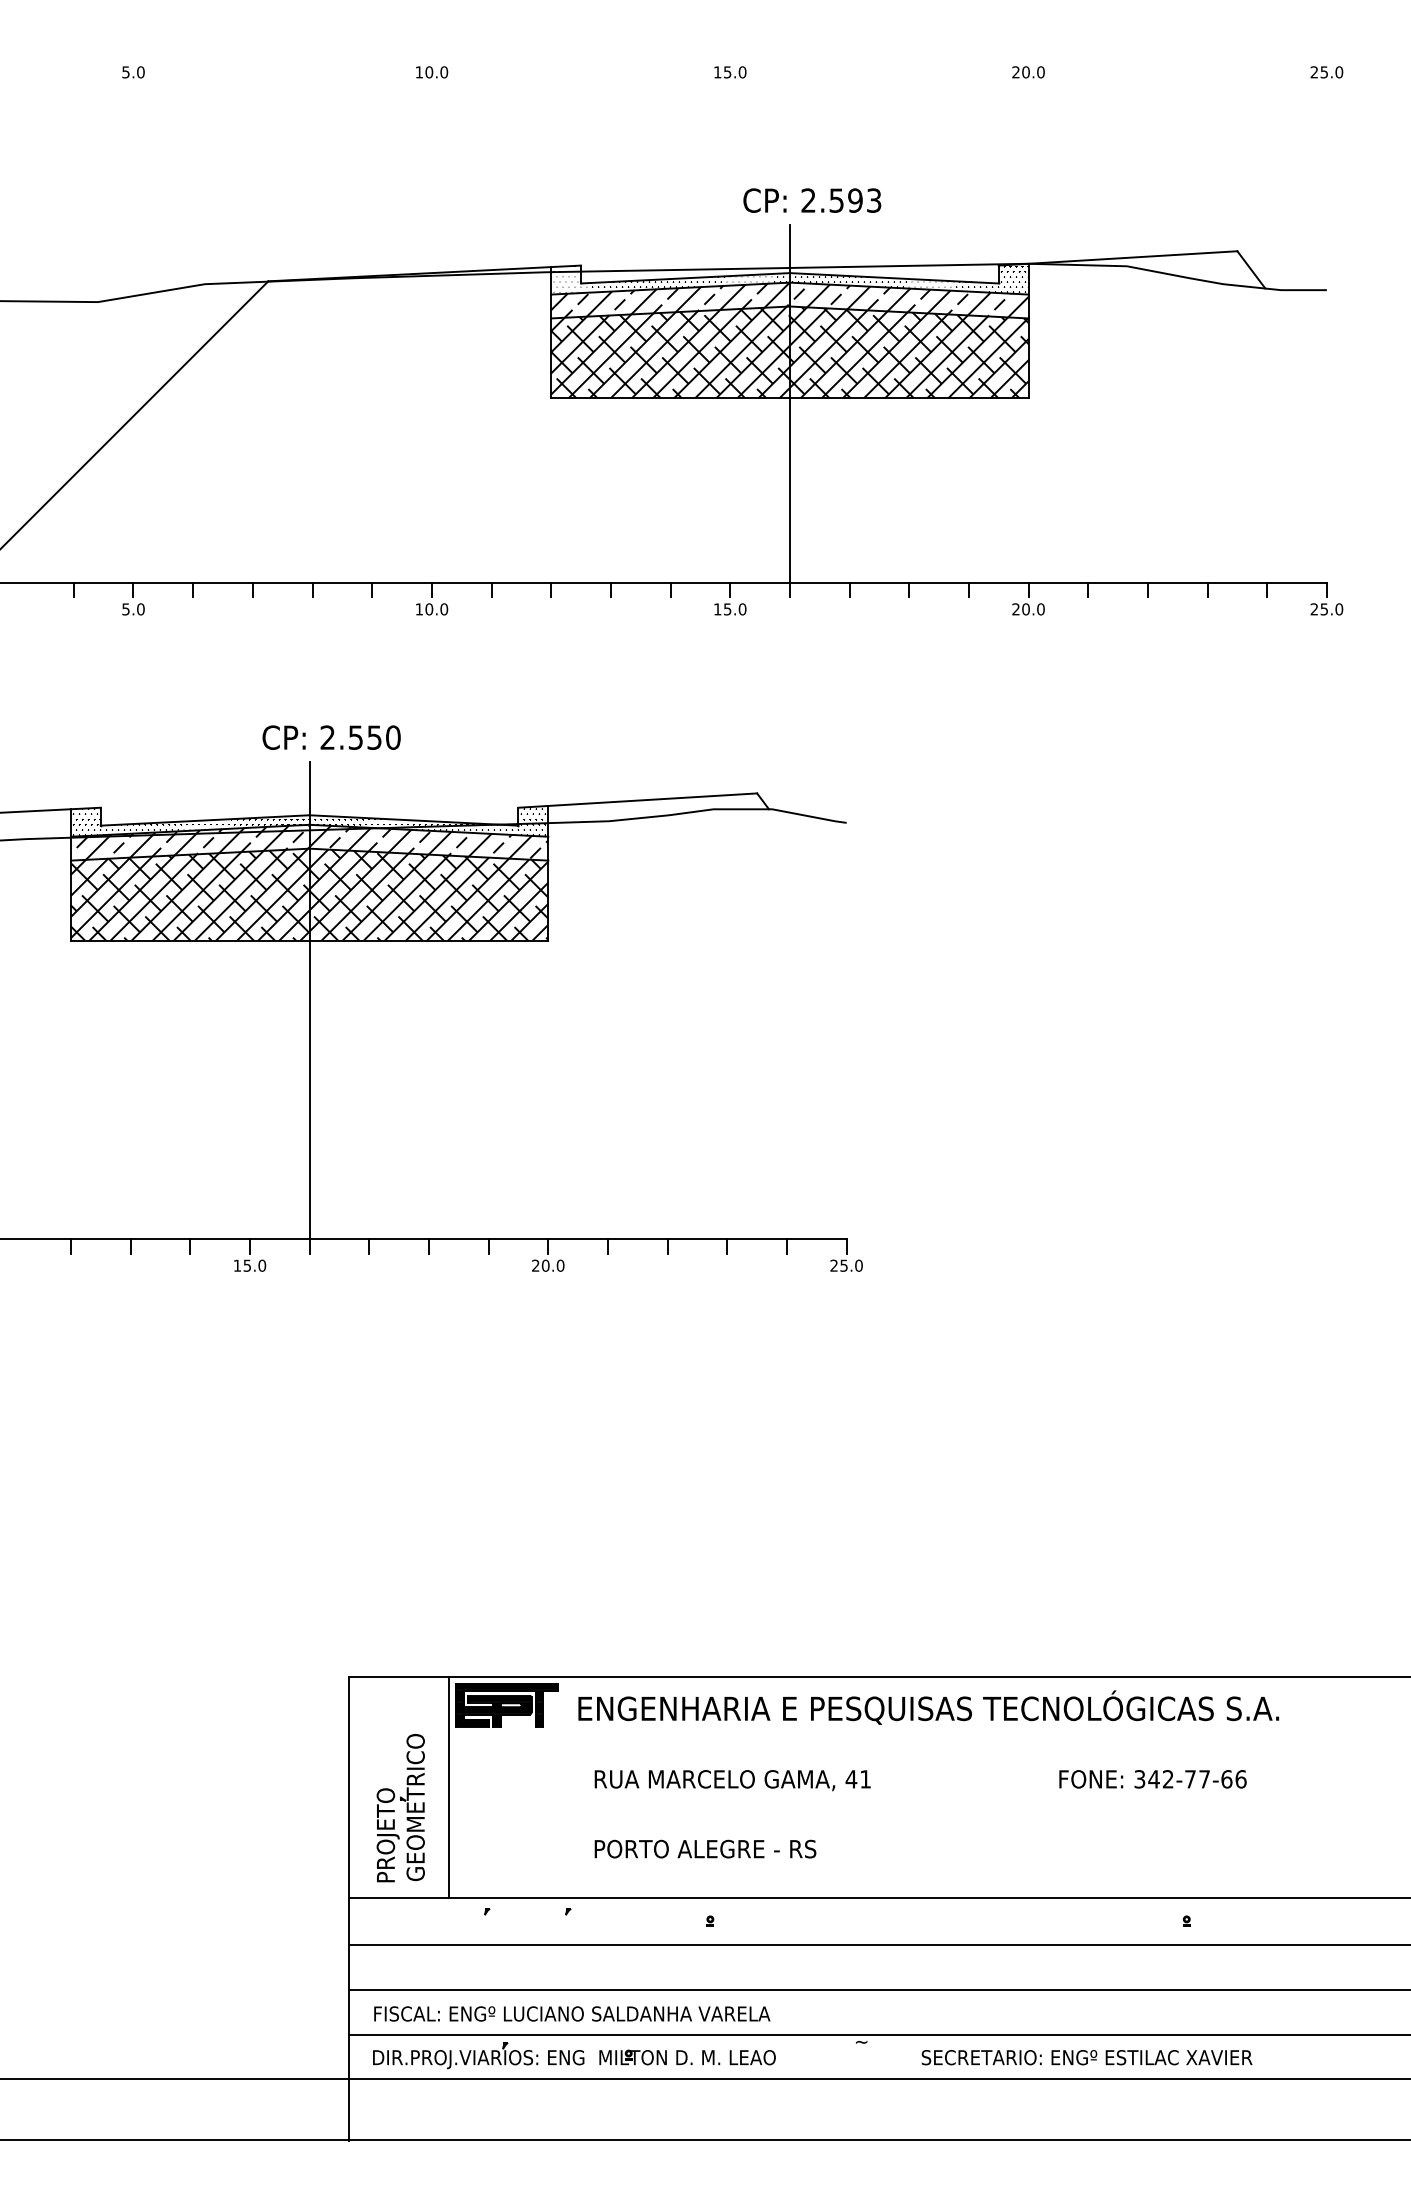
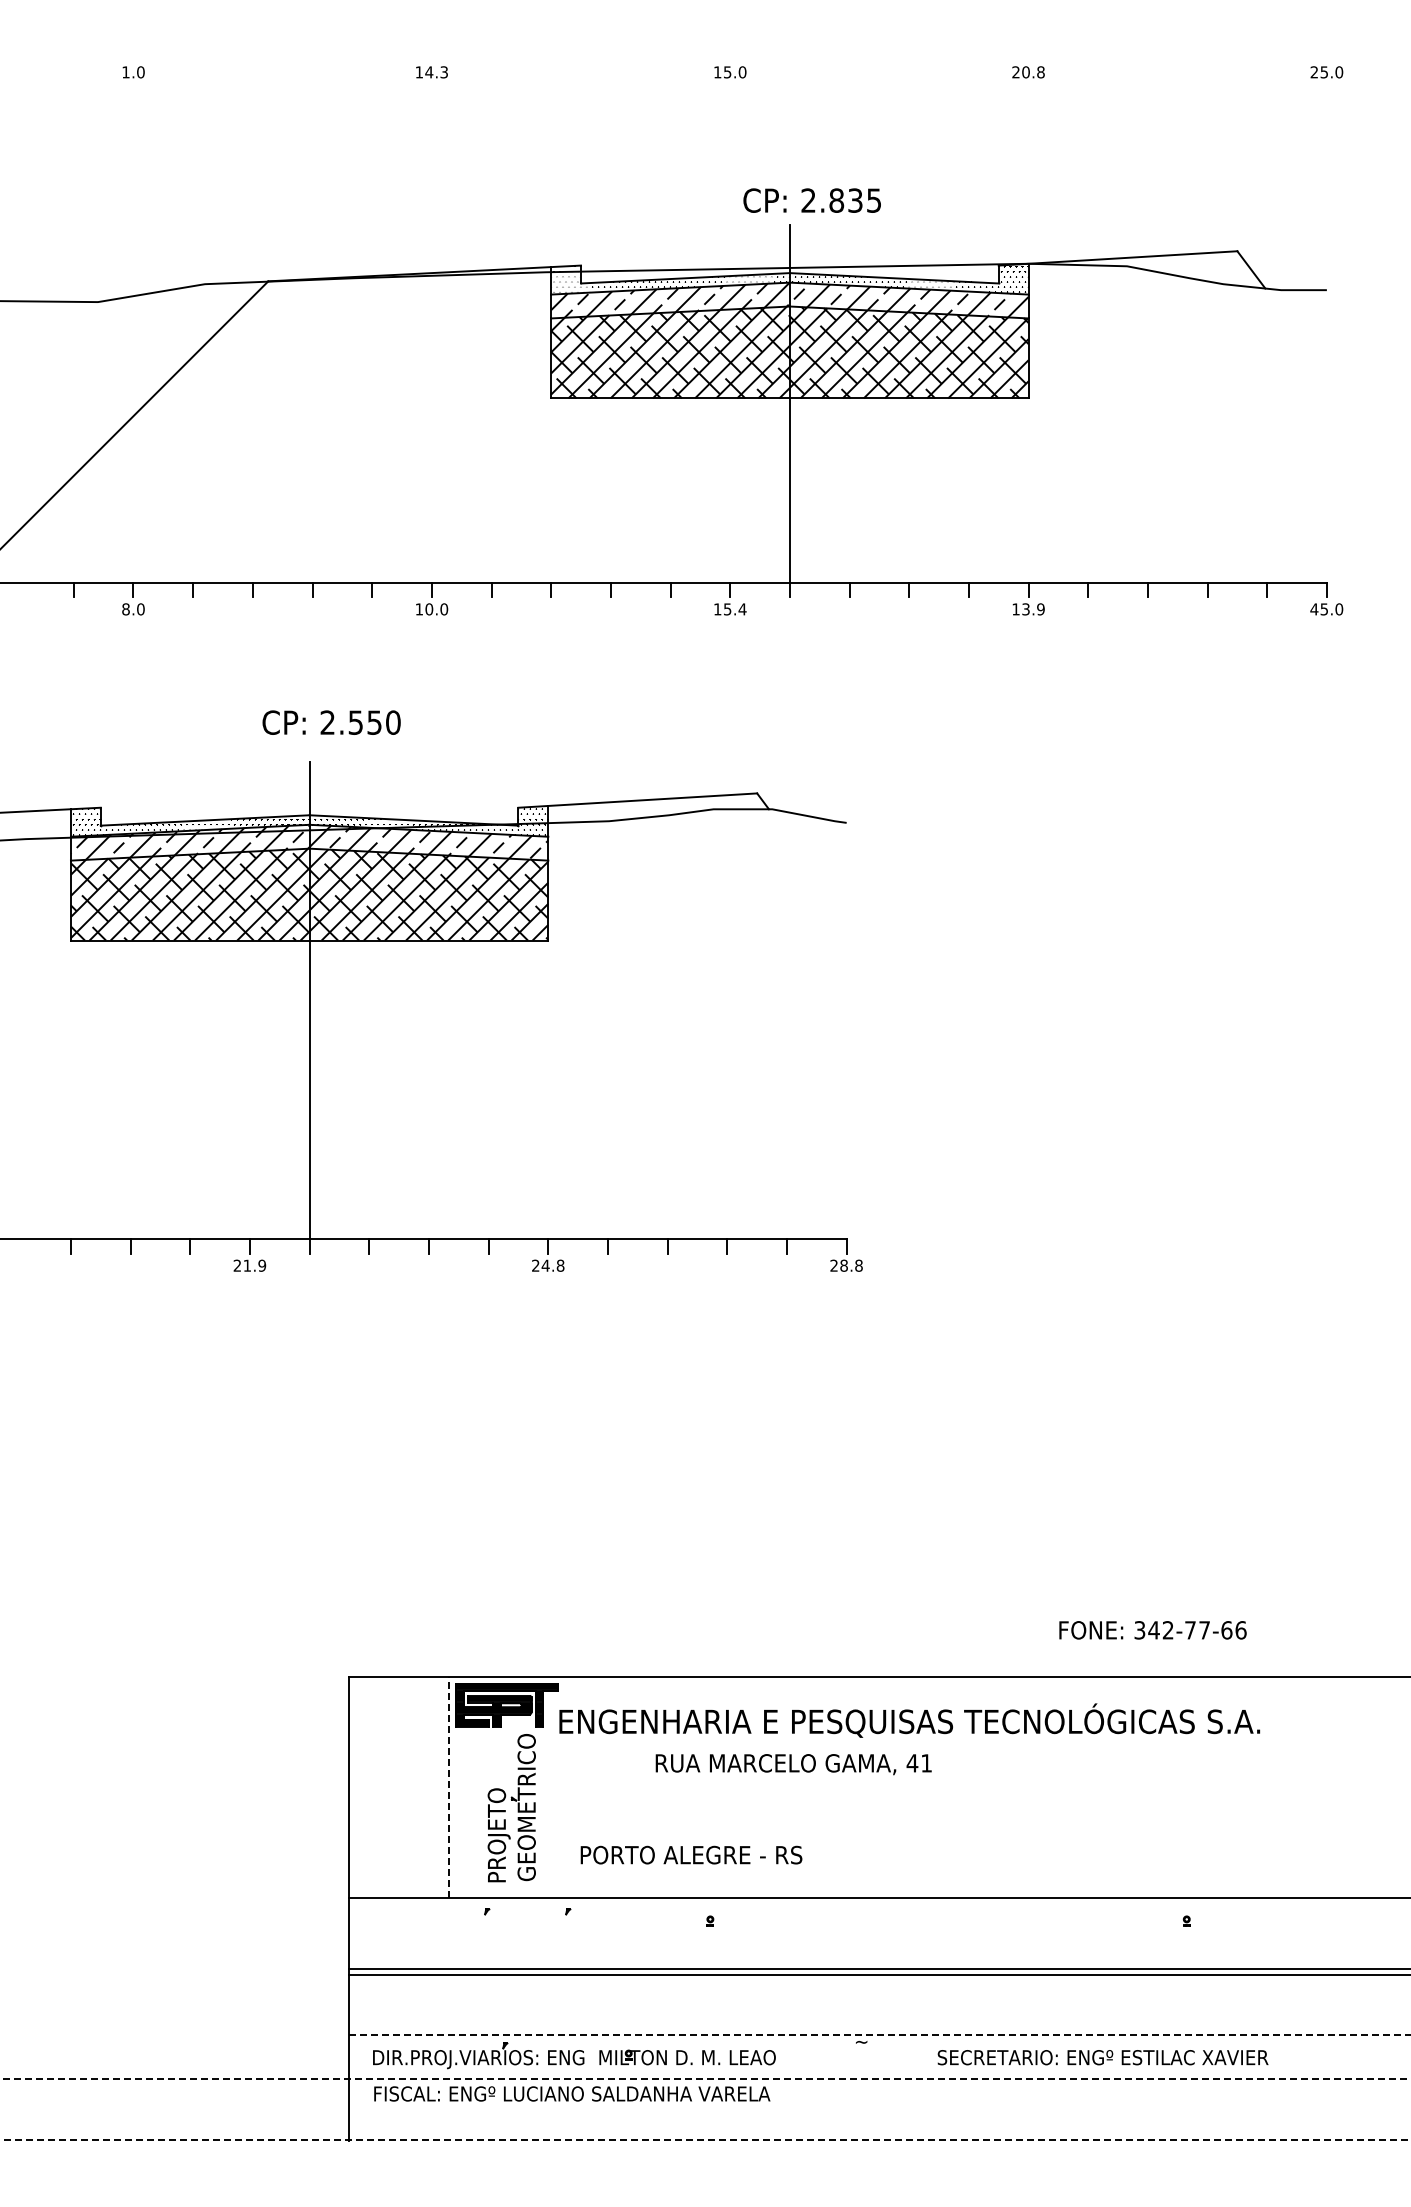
text: 5.0 -> 1.0 (125, 72)
text: 10.0 -> 14.3 (436, 72)
text: 20.0 -> 20.8 (1040, 72)
text: 2.593 -> 2.835 (855, 200)
text: 5.0 -> 8.0 (125, 609)
text: 15.0 -> 15.4 (742, 609)
text: 20.0 -> 13.9 (1028, 609)
text: 25.0 -> 45.0 (1314, 609)
text position: (331, 737) -> (331, 722) (331, 722)
text: 15.0 -> 21.9 (249, 1265)
text: 20.0 -> 24.8 (552, 1265)
text: 25.0 -> 28.8 (851, 1265)
text position: (928, 1707) -> (909, 1720) (909, 1720)
text position: (1152, 1779) -> (1152, 1630) (1152, 1630)
text position: (732, 1780) -> (793, 1764) (793, 1764)
line: solid -> dashed (448, 1786)
part position: (400, 1808) -> (511, 1808) (511, 1808)
text position: (705, 1848) -> (691, 1854) (691, 1854)
line position: (878, 1945) -> (878, 1975) (878, 1975)
line position: (878, 1990) -> (878, 1969) (878, 1969)
text position: (572, 2013) -> (572, 2093) (572, 2093)
line: solid -> dashed (880, 2034)
text position: (1086, 2057) -> (1102, 2057) (1102, 2057)
line: solid -> dashed (705, 2079)
line: solid -> dashed (706, 2139)
